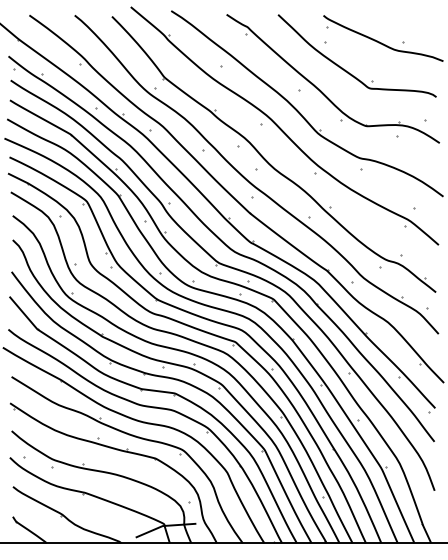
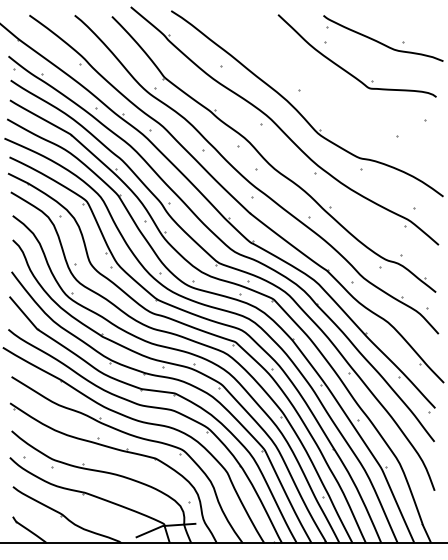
part: present -> none (320, 89)
